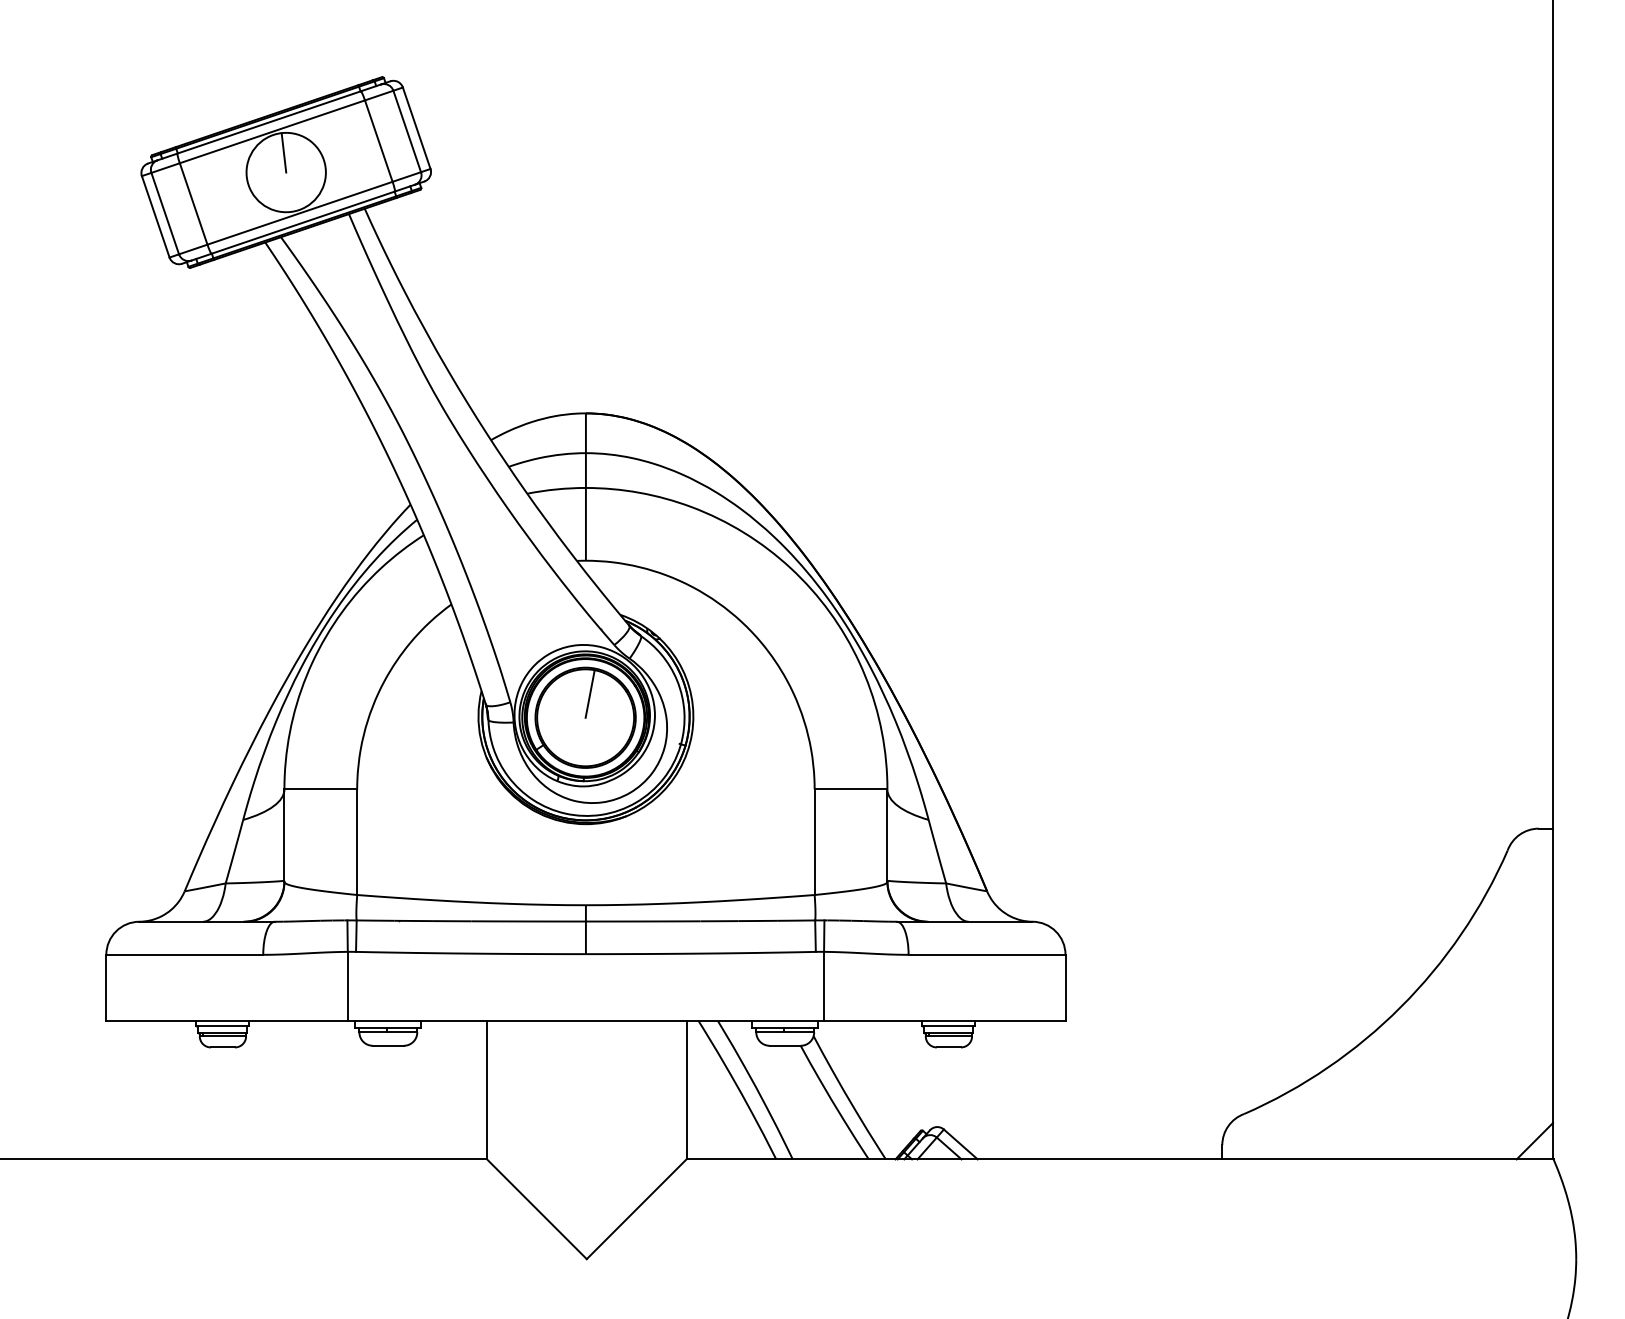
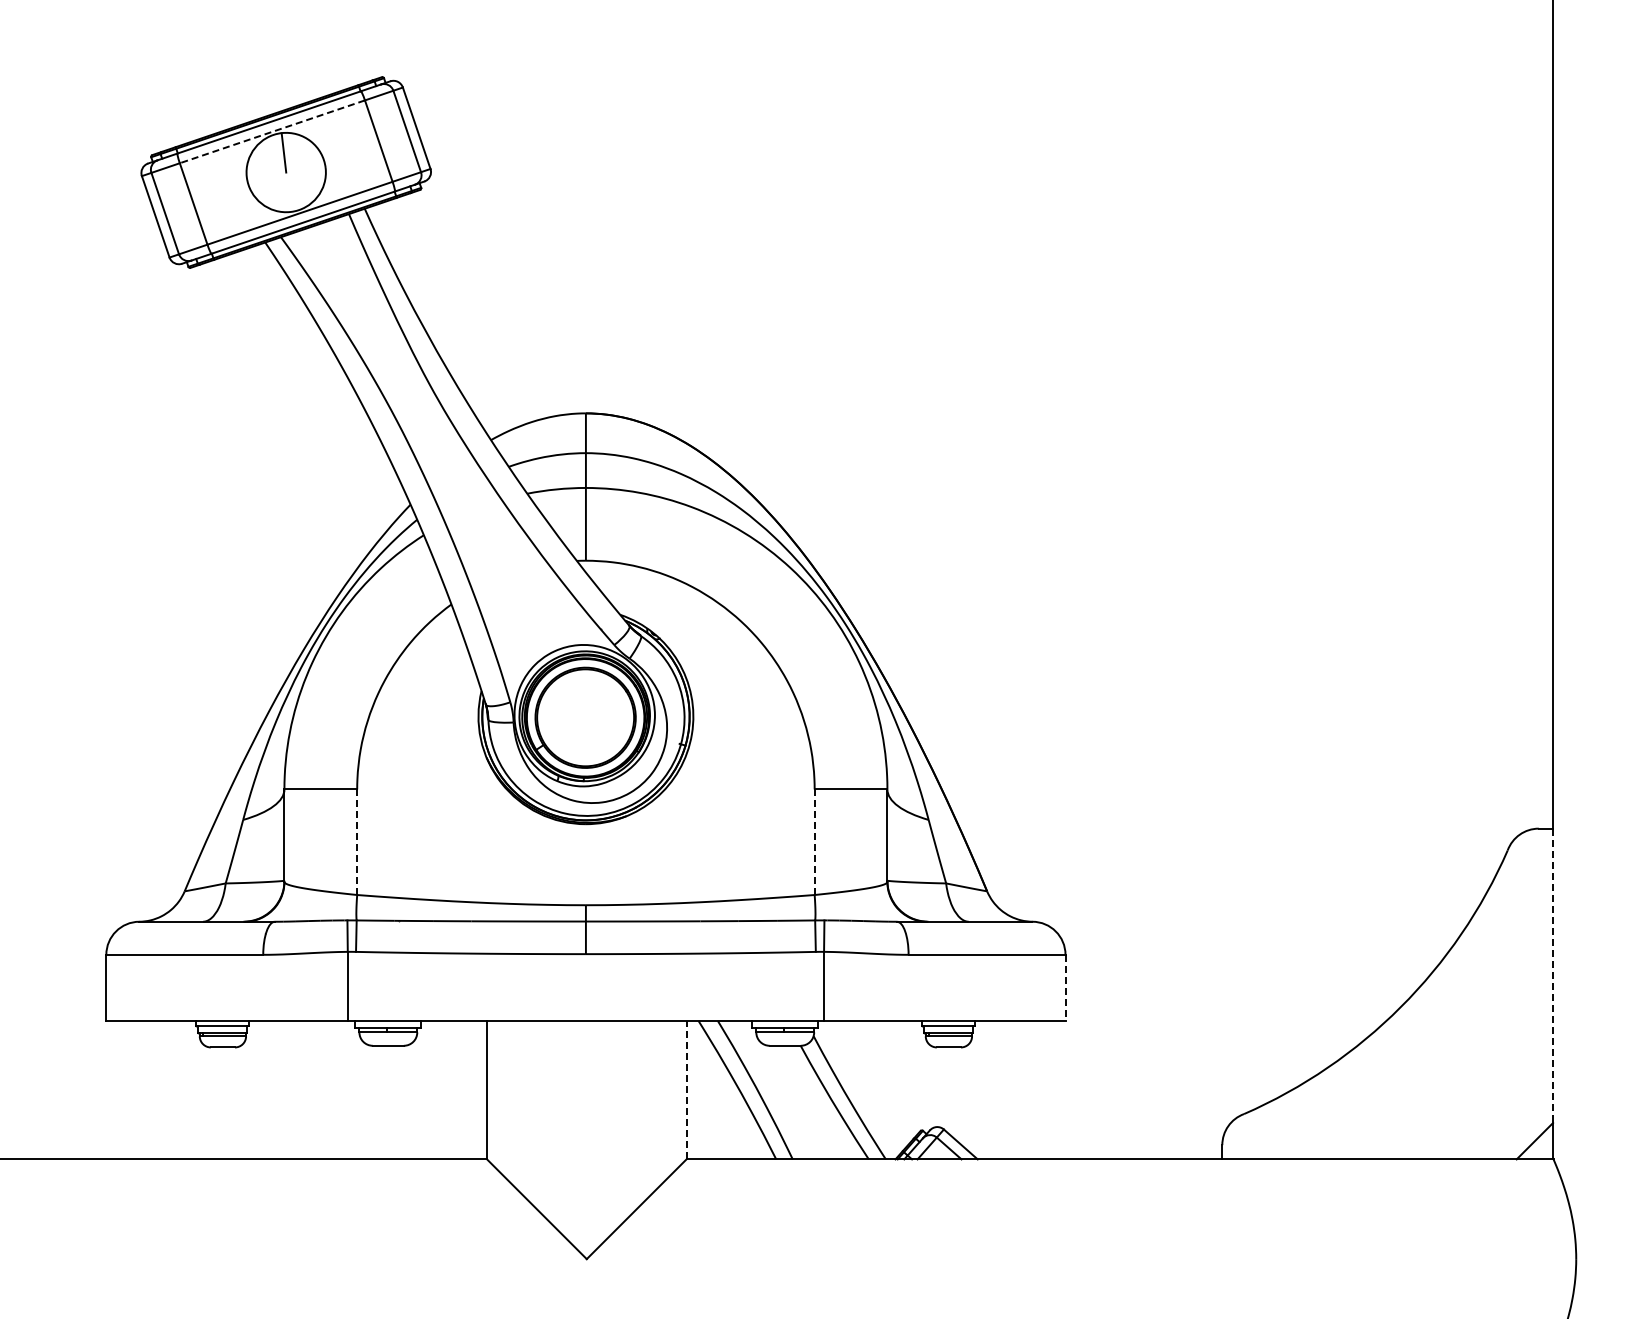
line: solid -> dashed (272, 131)
line: present -> none (589, 693)
line: solid -> dashed (357, 842)
line: solid -> dashed (814, 842)
line: solid -> dashed (1553, 976)
line: solid -> dashed (1065, 988)
line: solid -> dashed (686, 1089)
